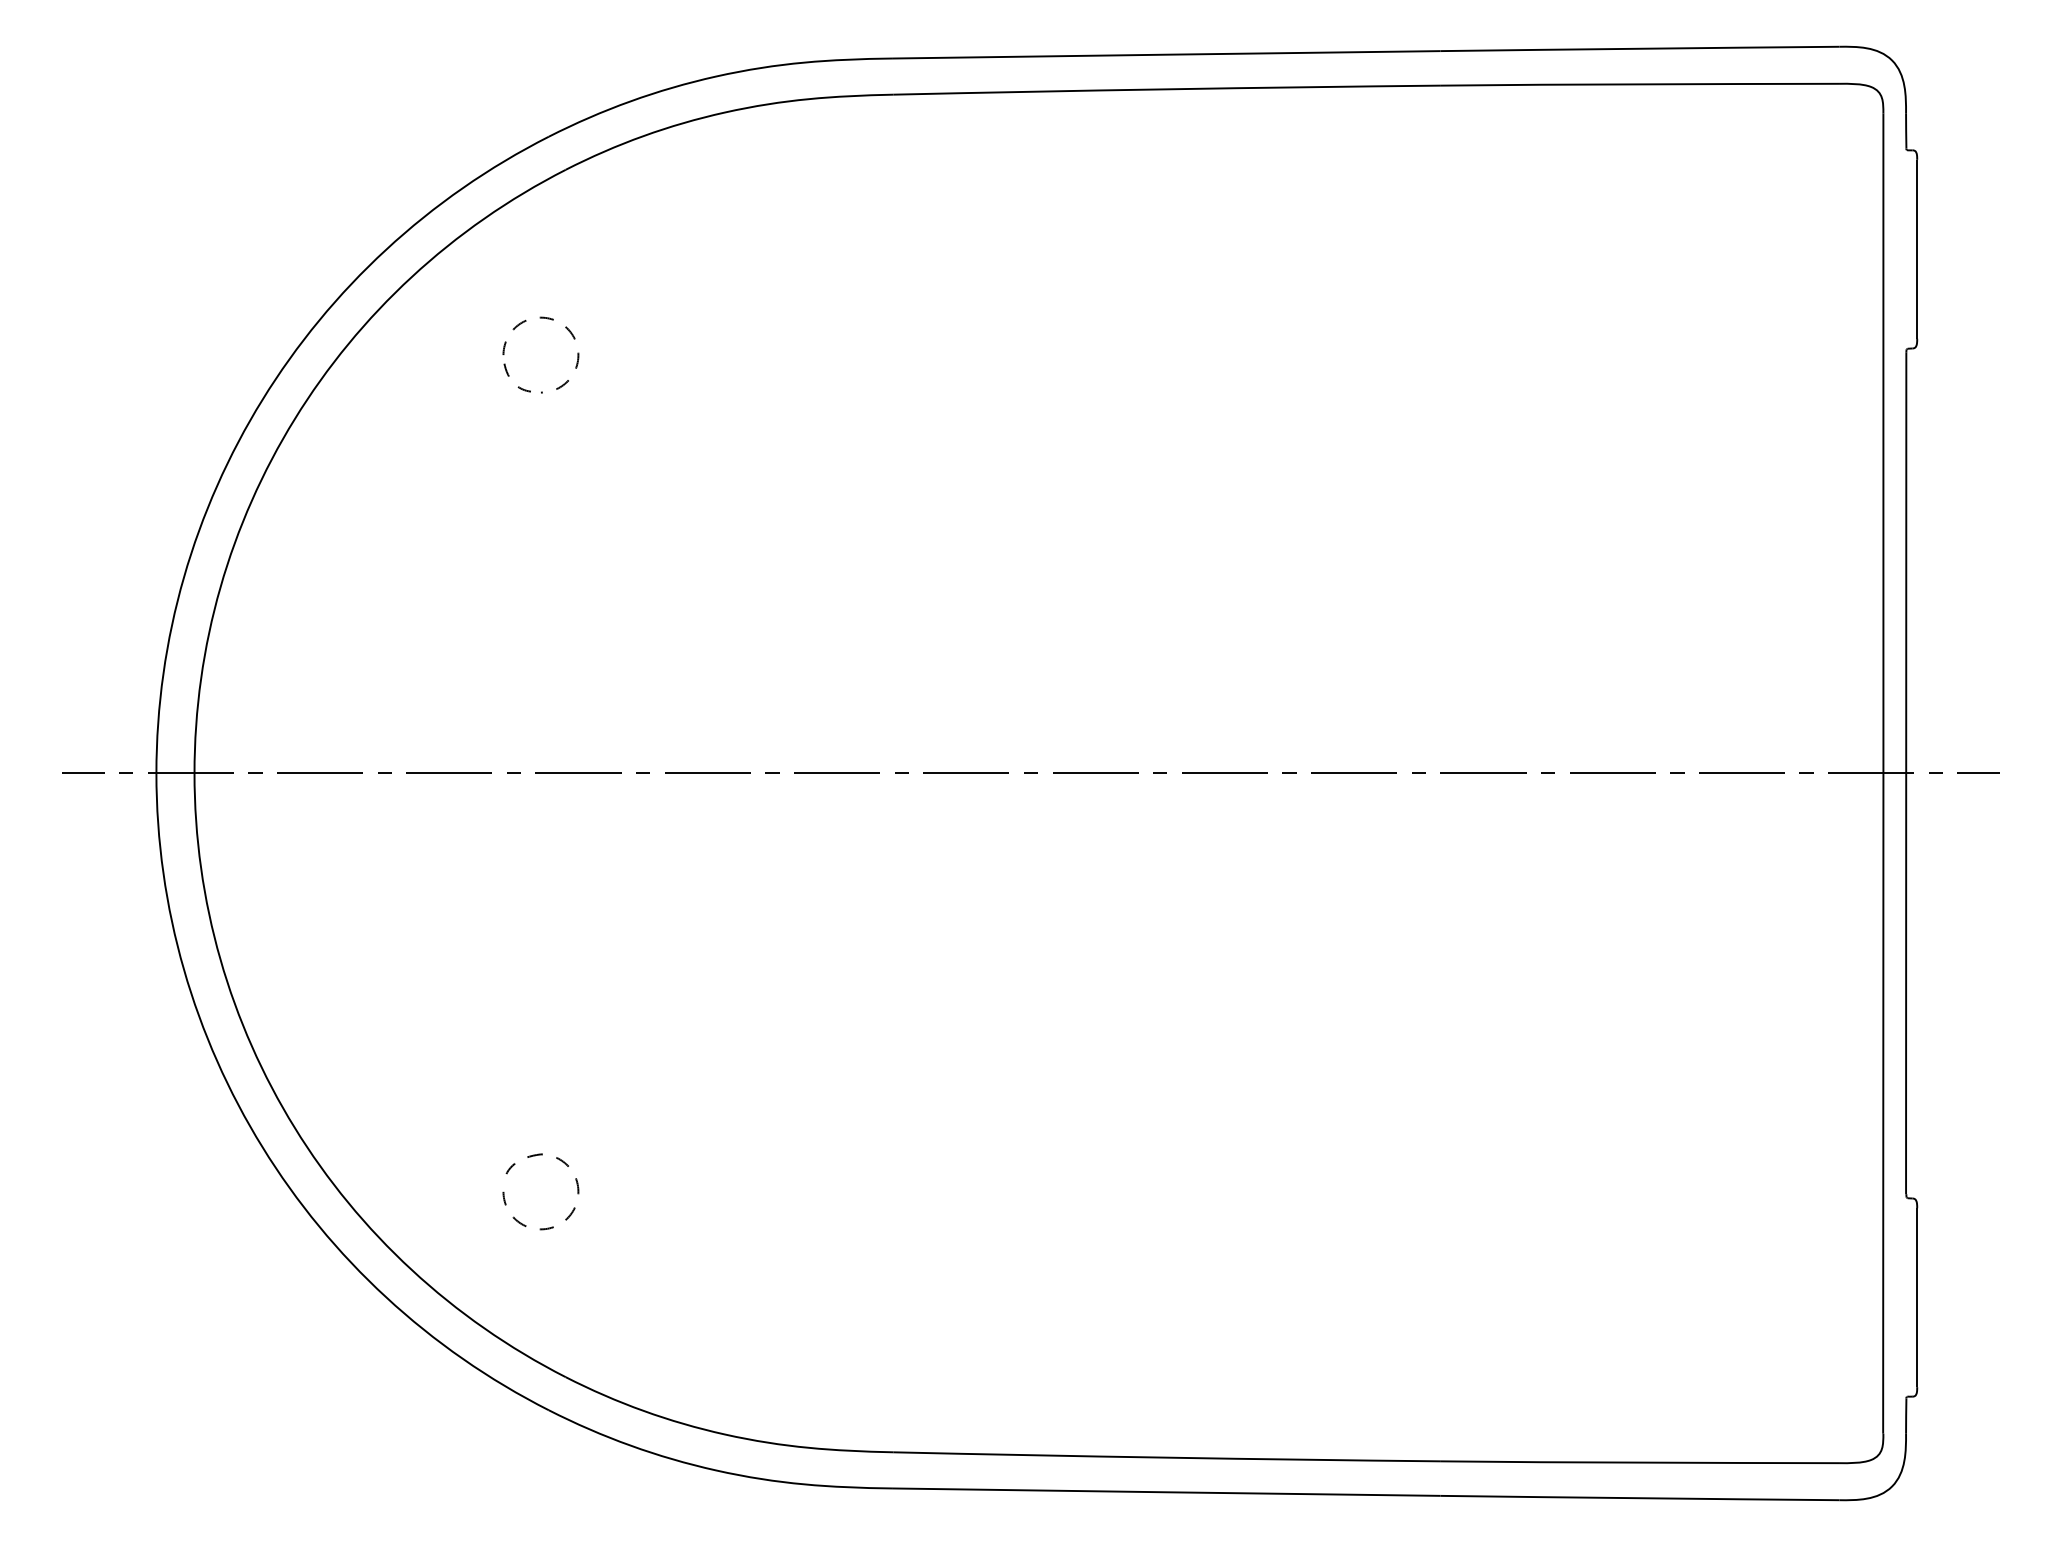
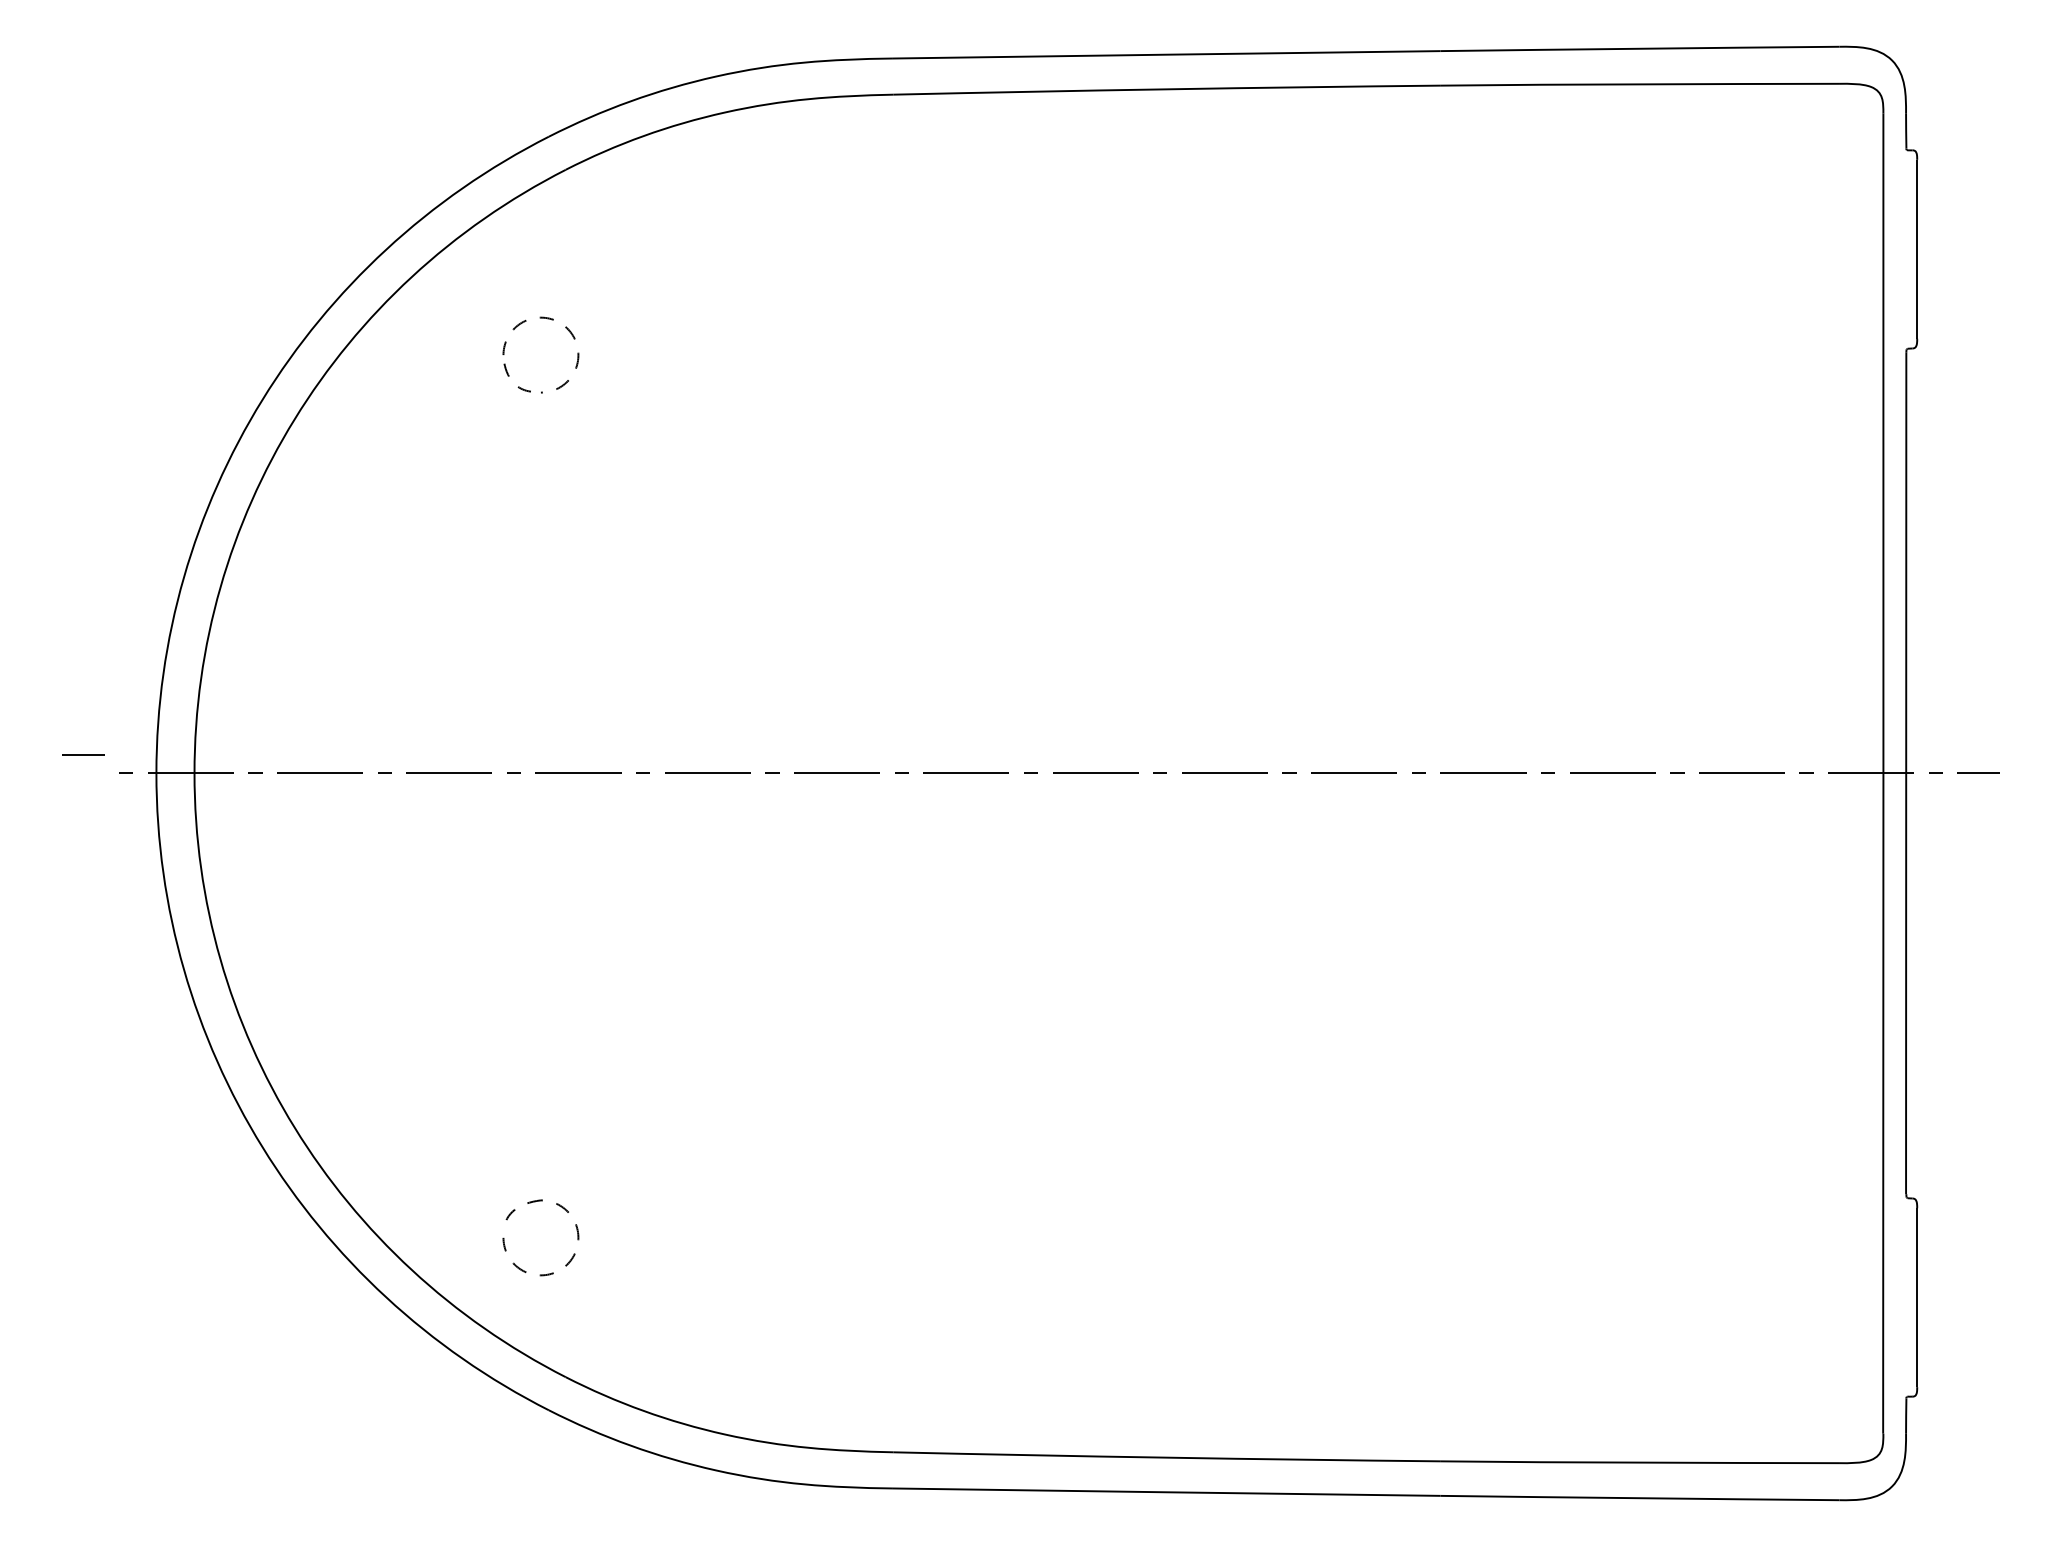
line position: (83, 772) -> (83, 754) (83, 754)
part position: (531, 1157) -> (531, 1203) (531, 1203)
